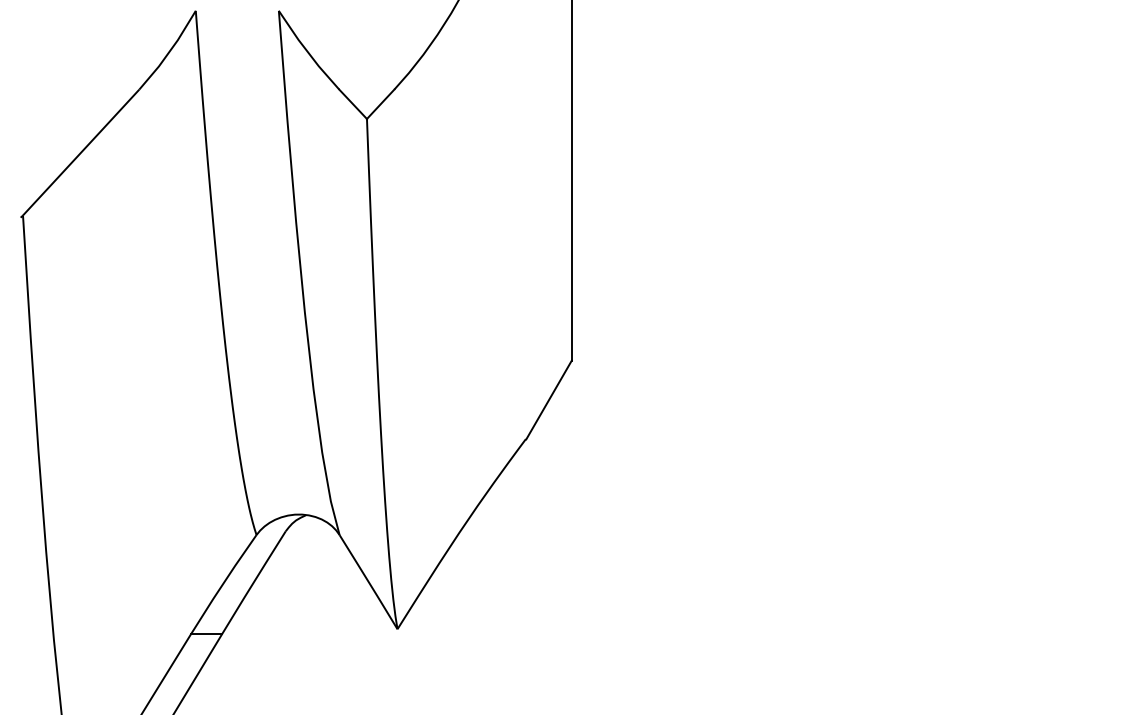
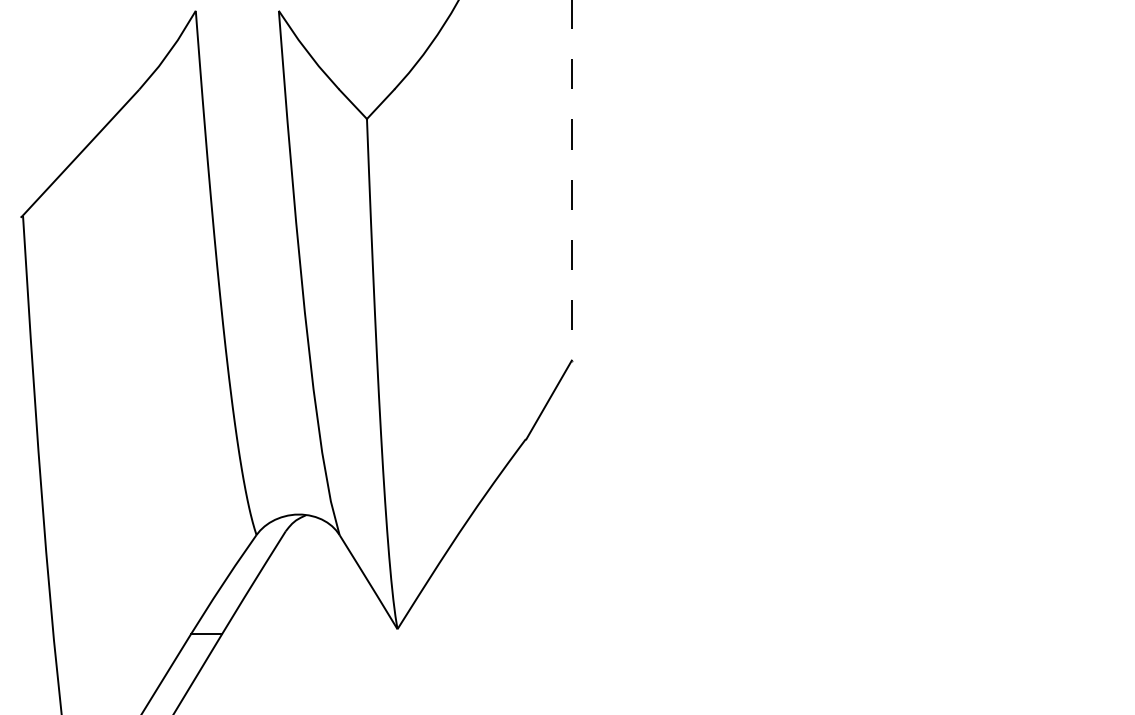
line: solid -> dashed (571, 180)
